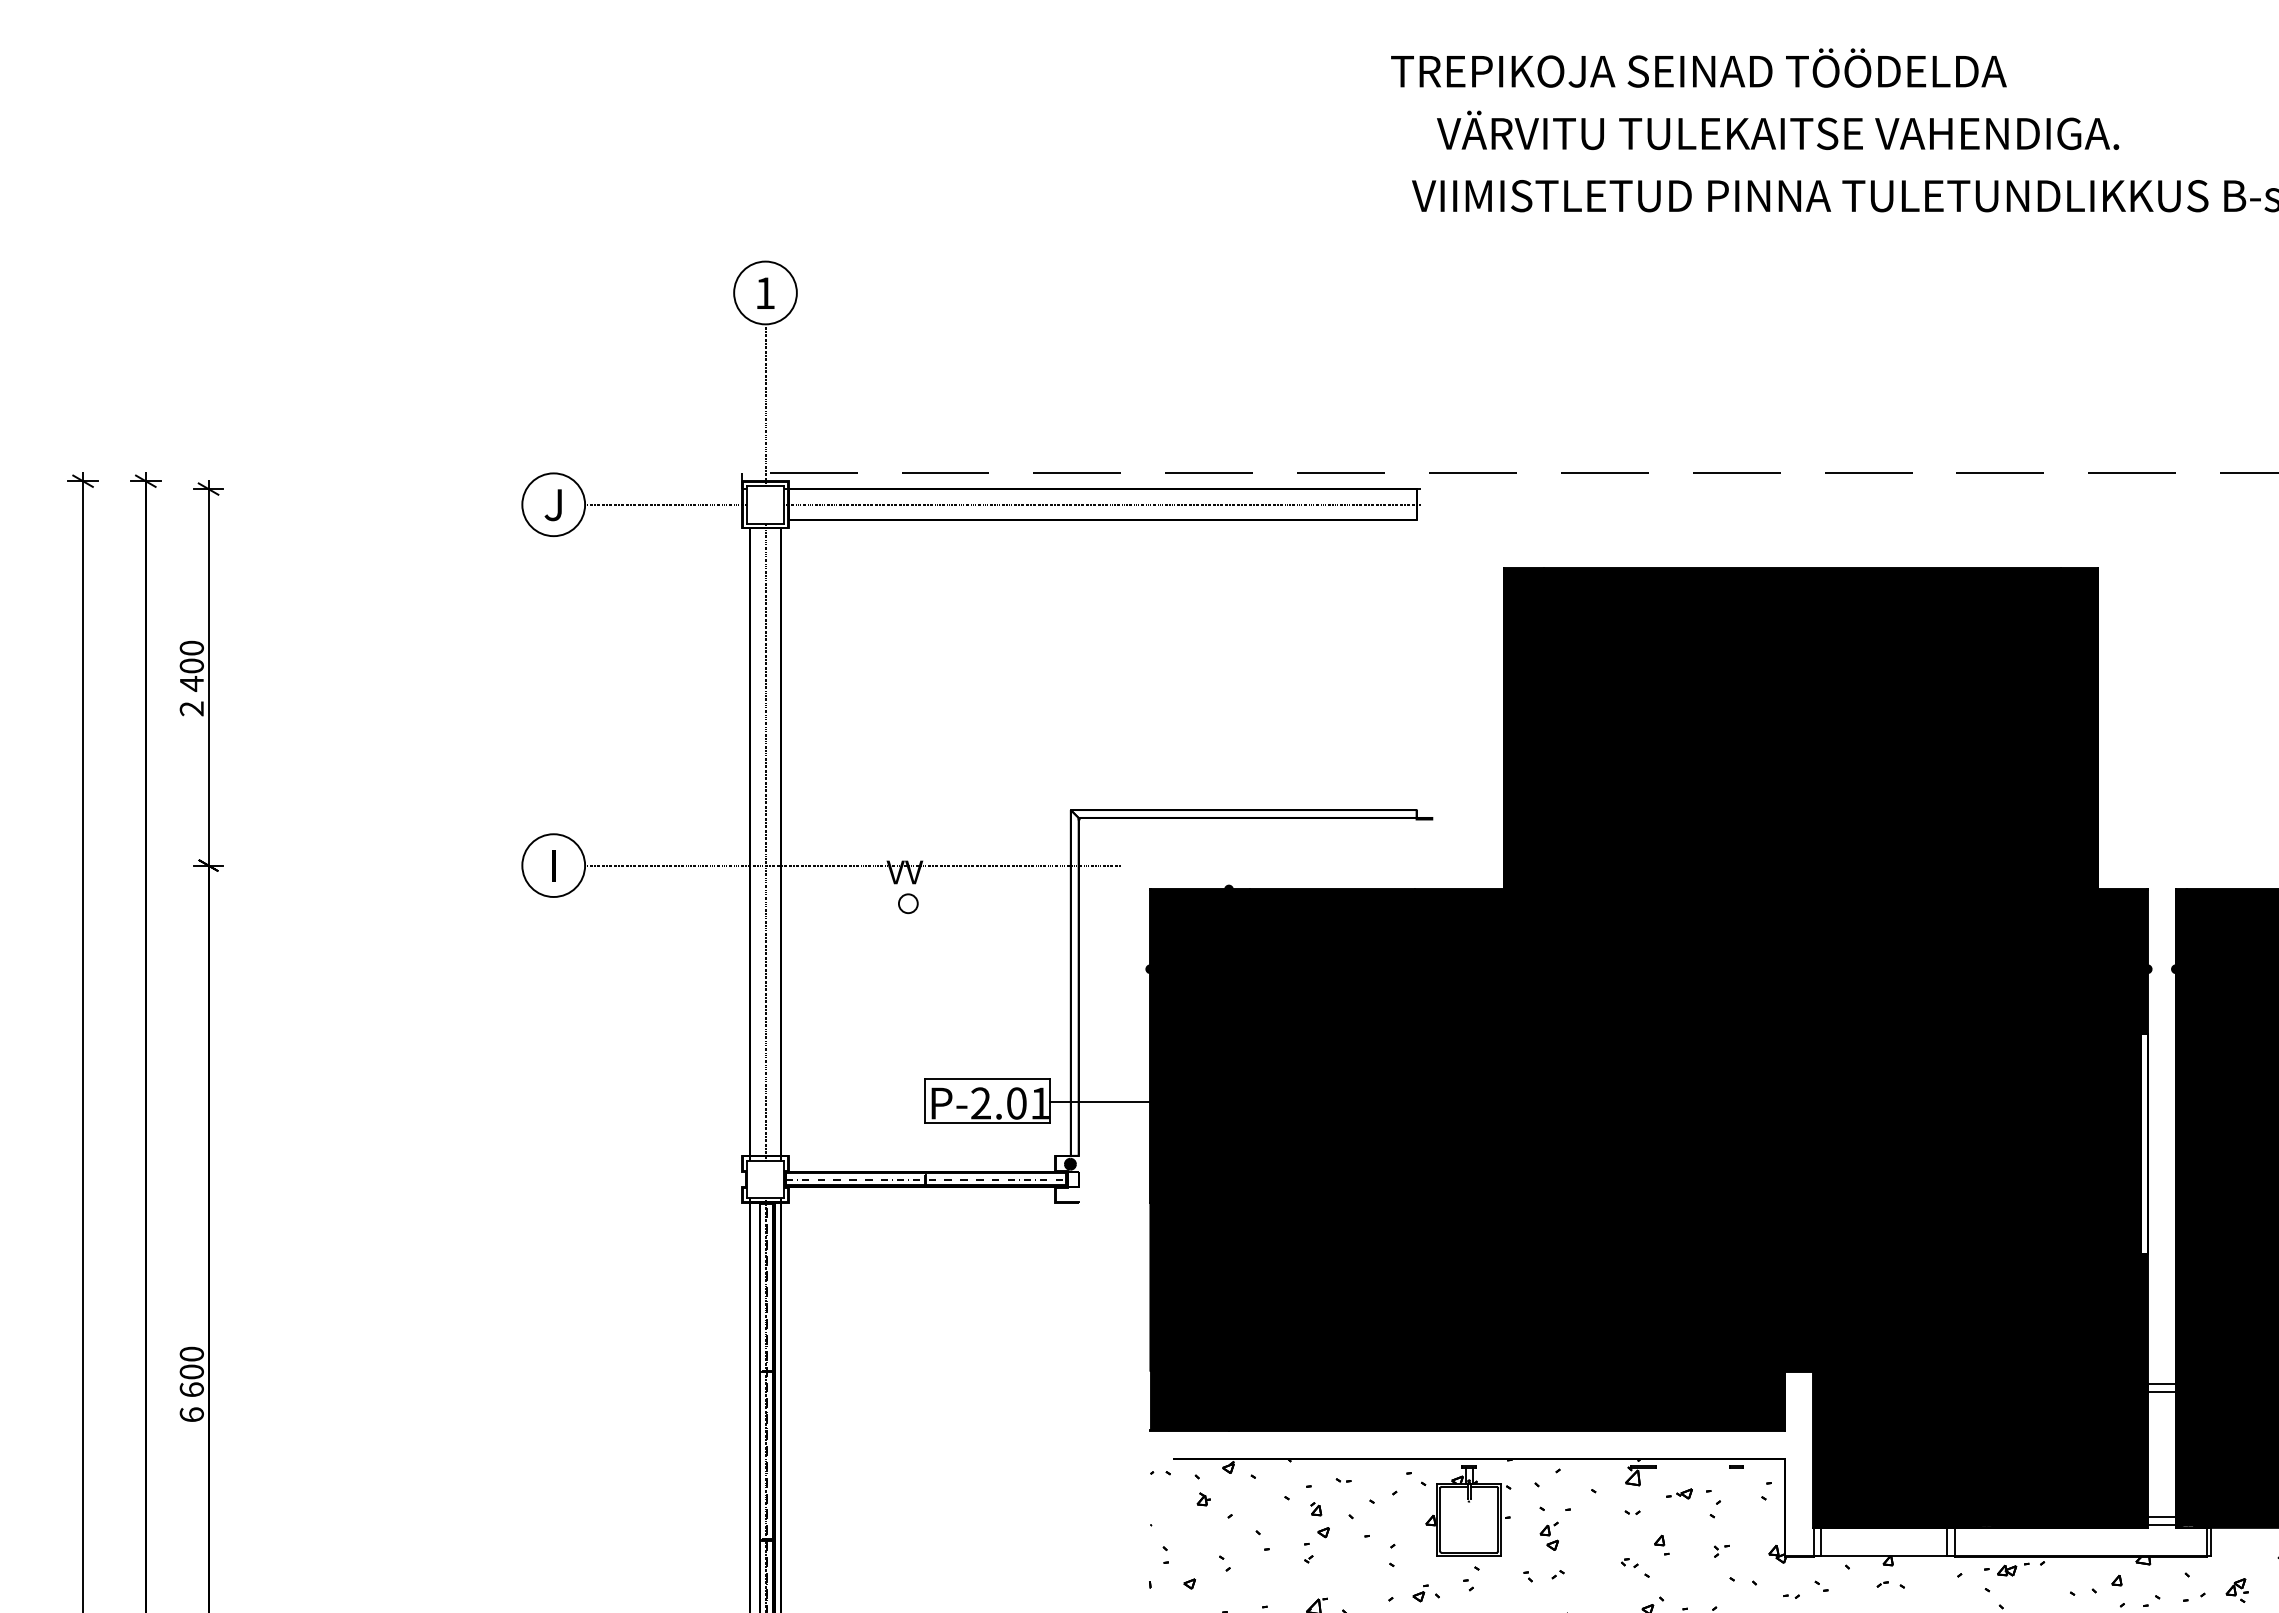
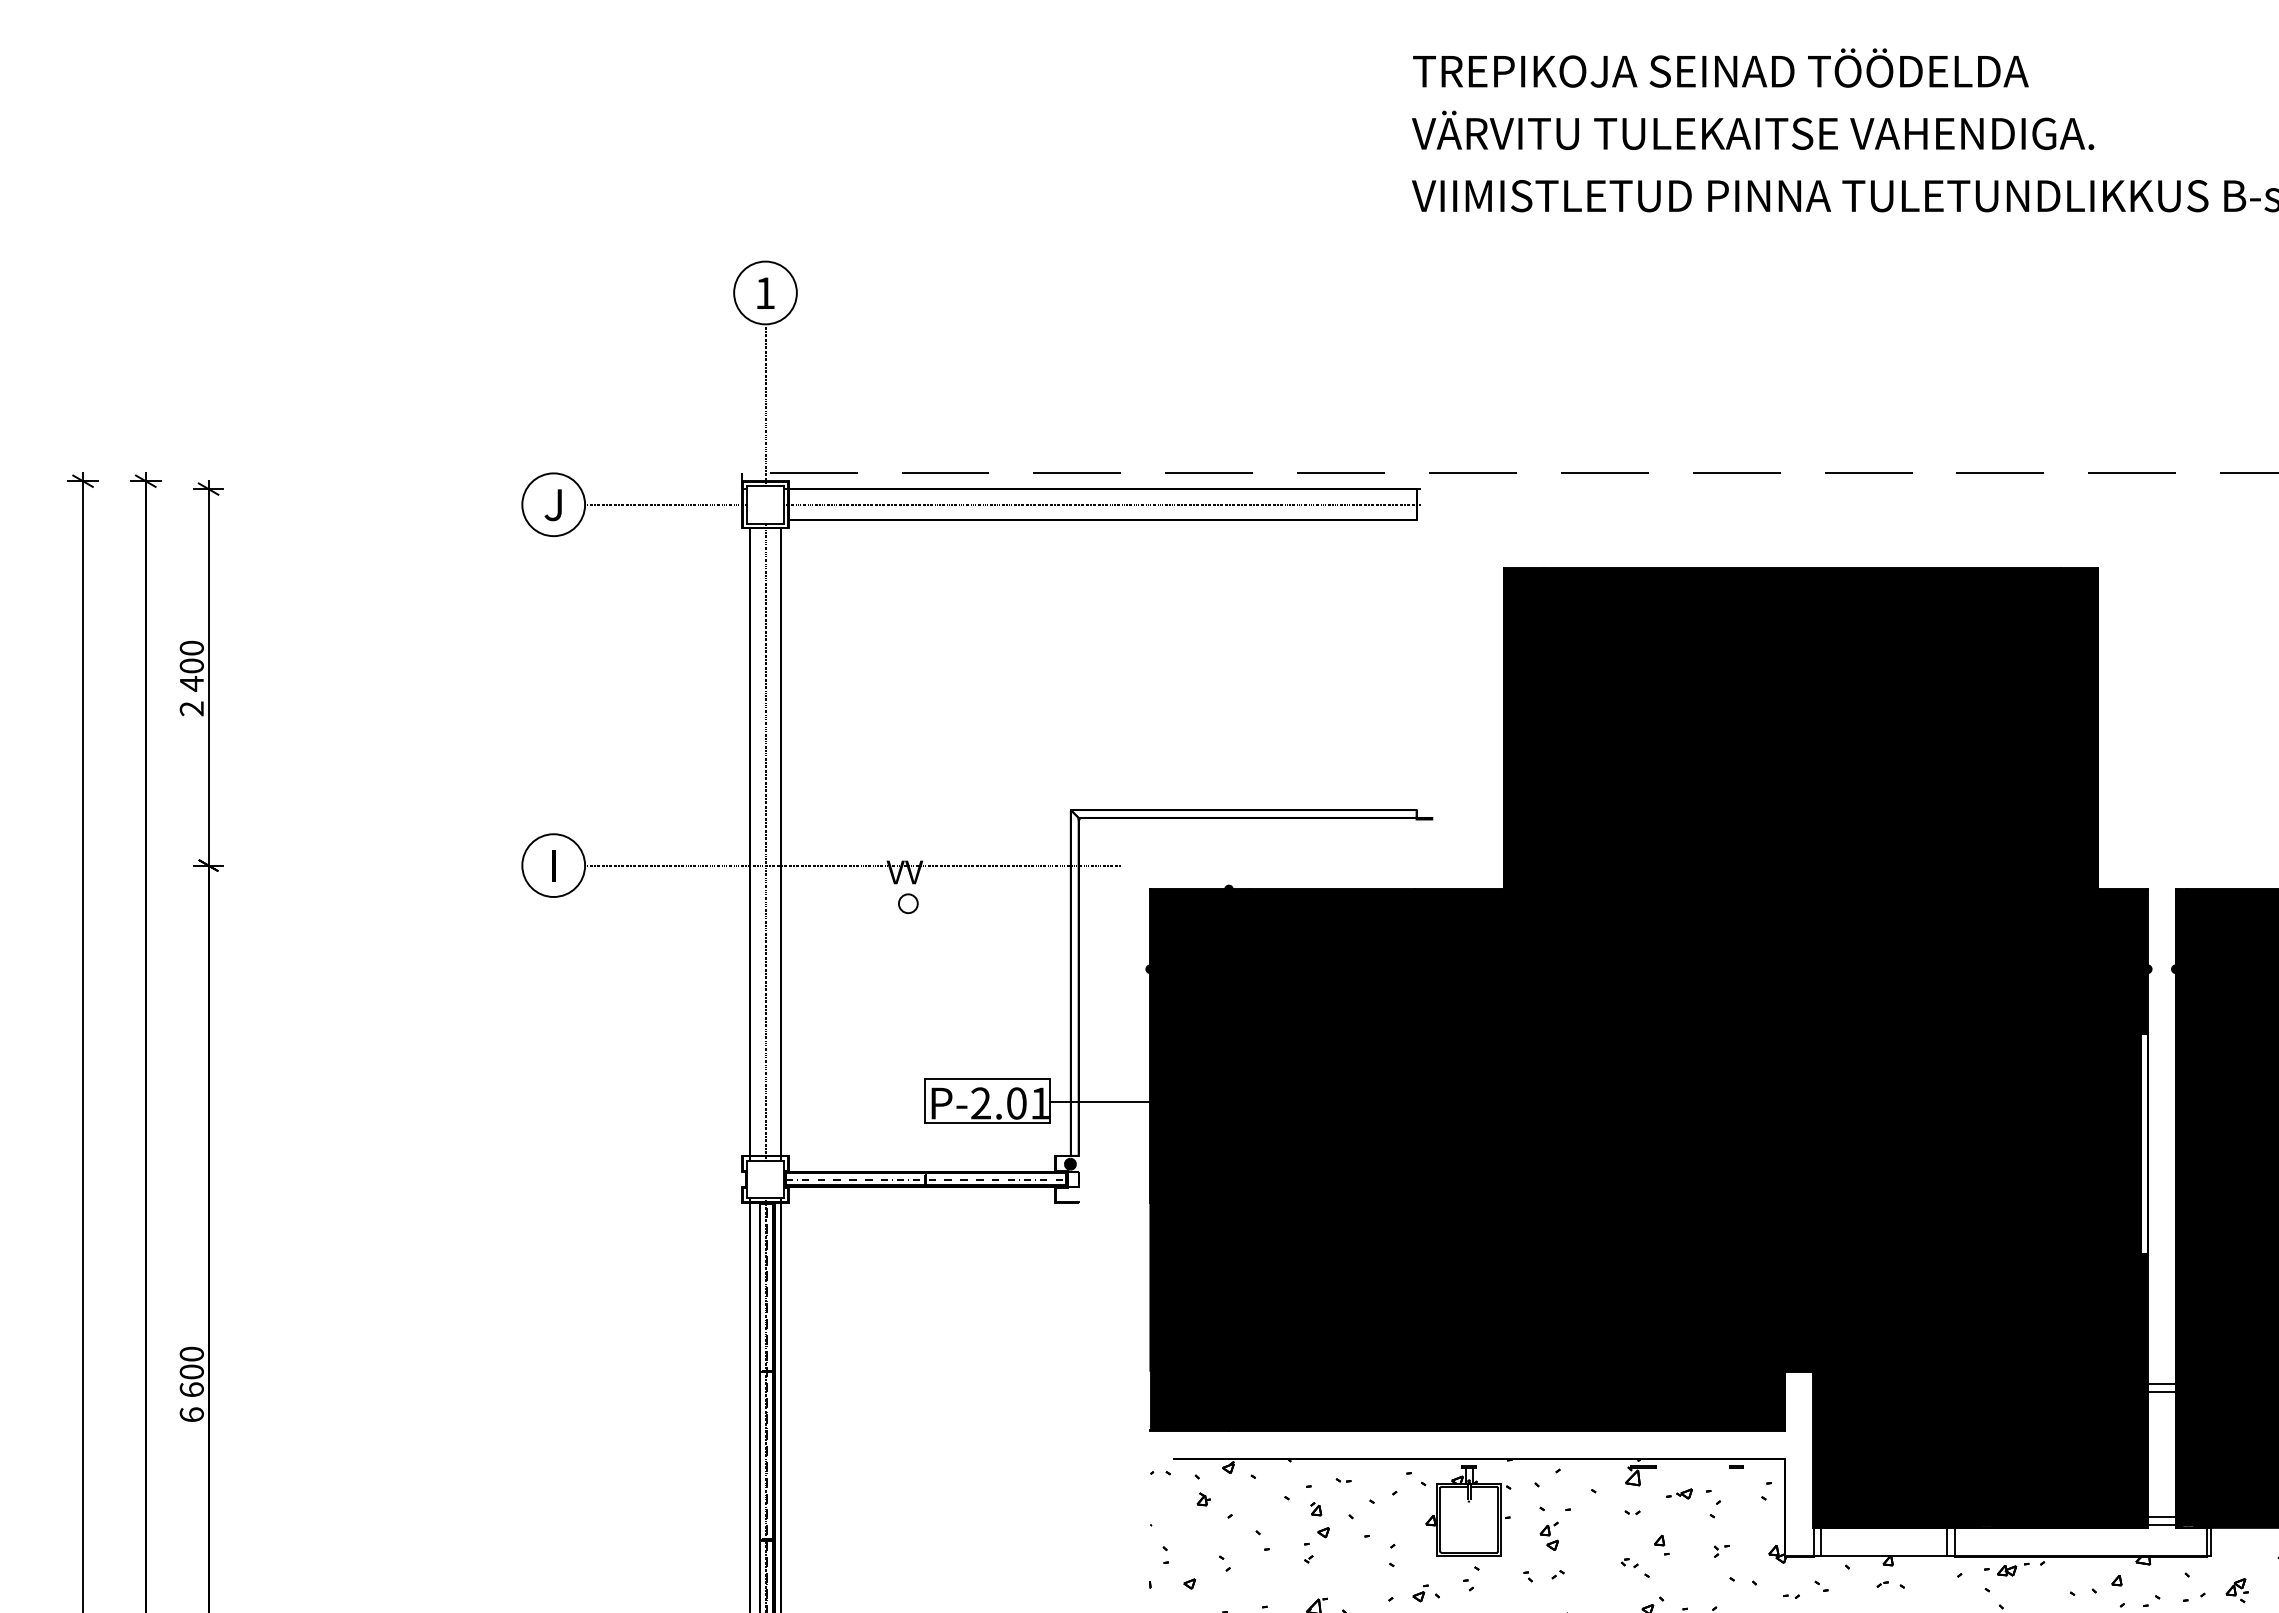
text position: (1698, 67) -> (1720, 67) (1720, 67)
text position: (1778, 129) -> (1753, 129) (1753, 129)
